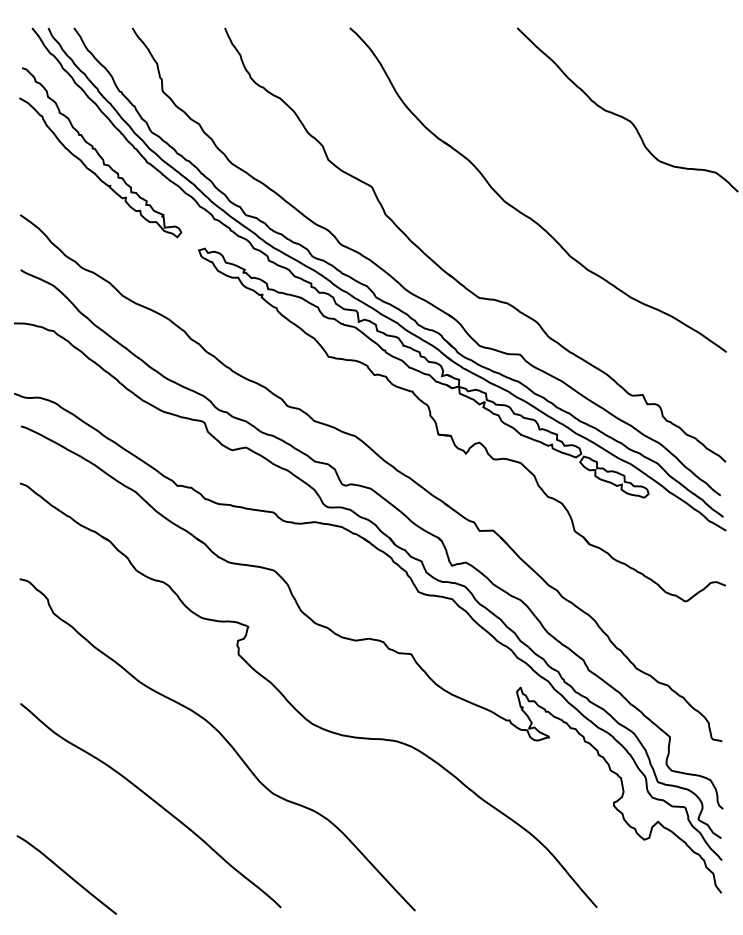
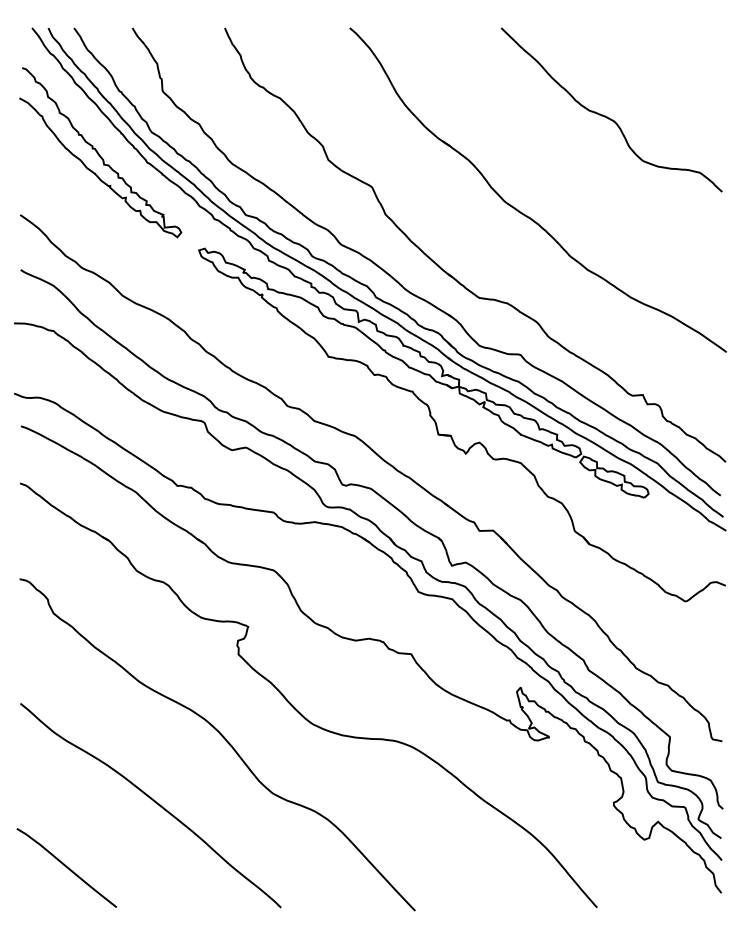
curve position: (623, 116) -> (607, 116) (607, 116)
curve position: (66, 874) -> (66, 867) (66, 867)
